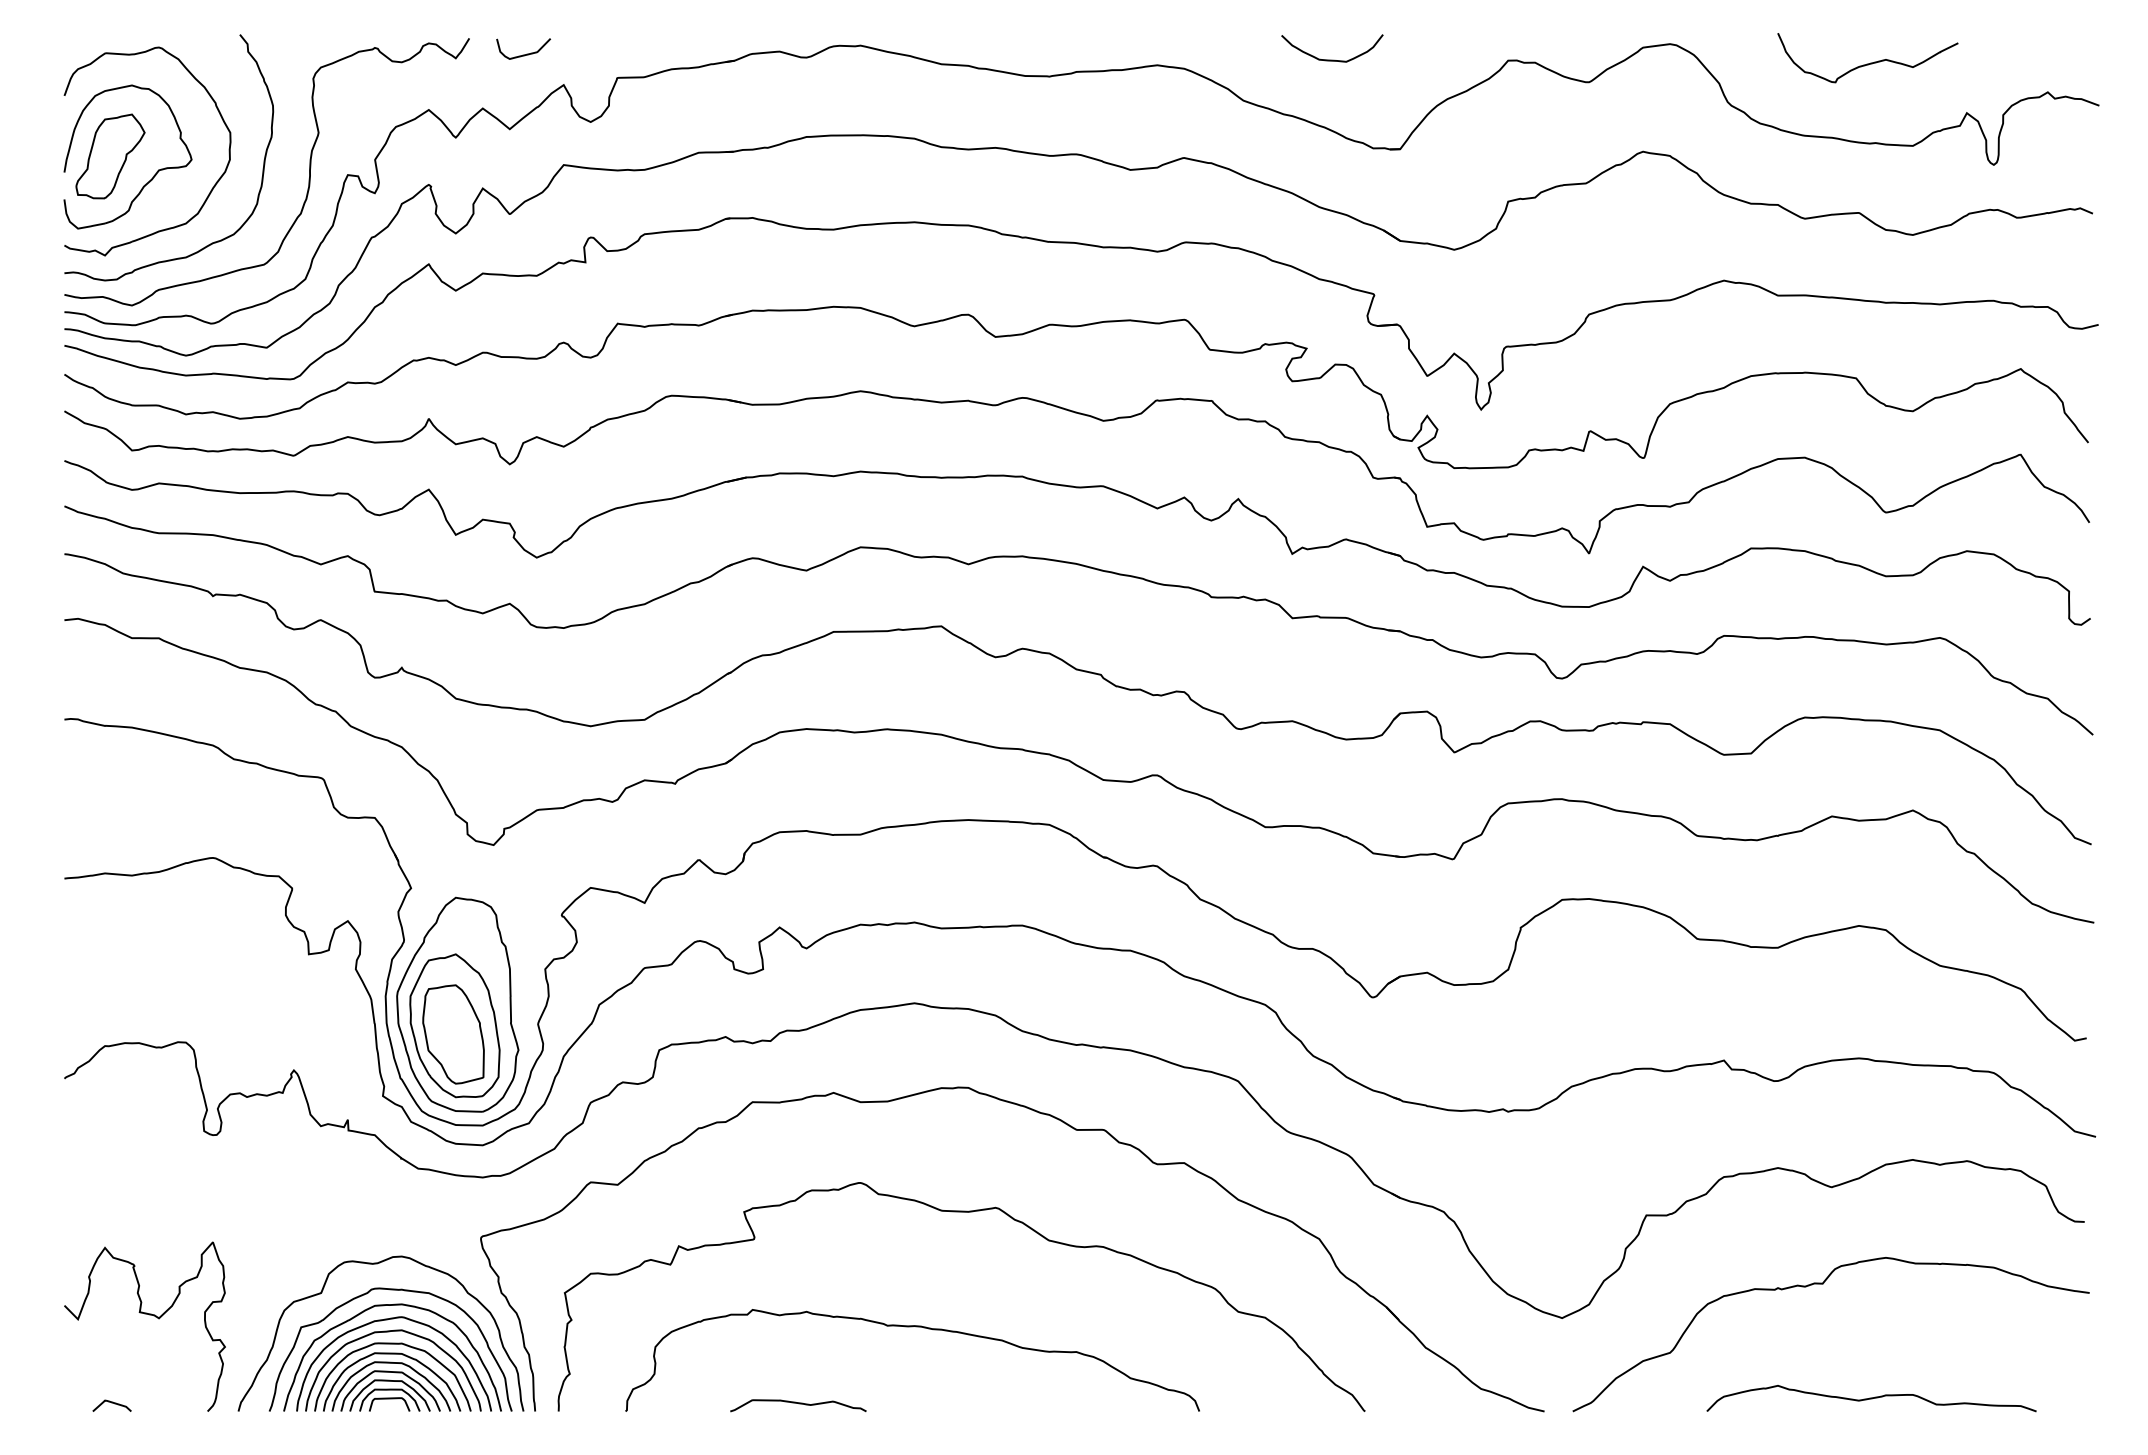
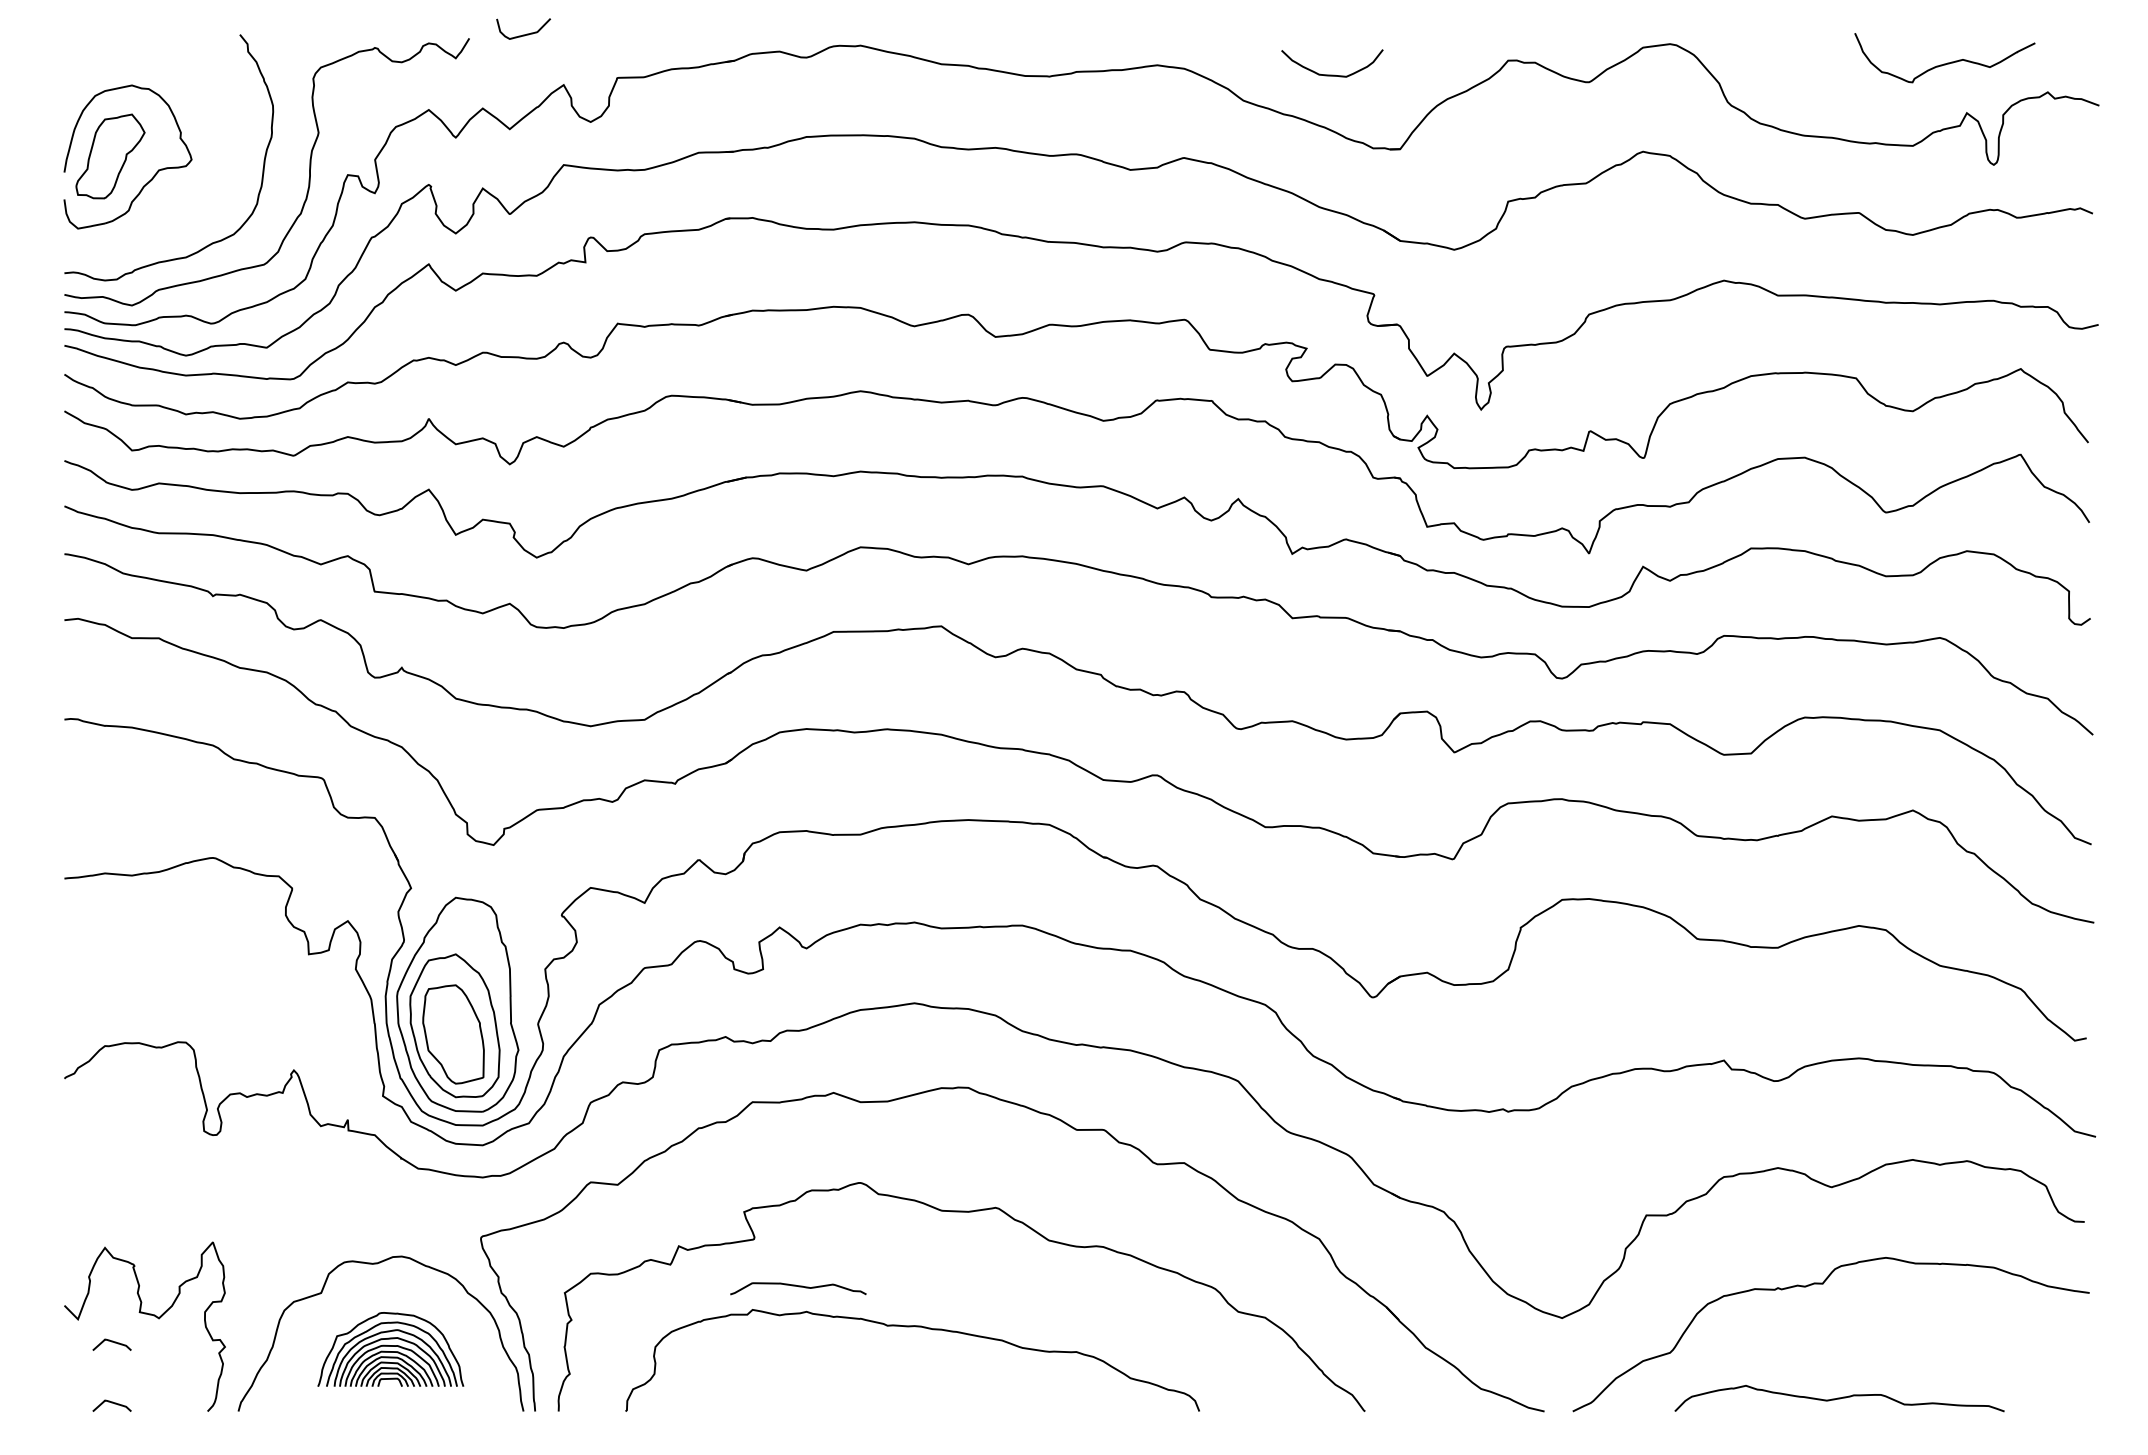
curve position: (526, 53) -> (526, 33) (526, 33)
curve position: (1332, 59) -> (1332, 74) (1332, 74)
curve position: (1870, 62) -> (1947, 62) (1947, 62)
part: present -> none (211, 188)
curve: none -> present (111, 1342)
part size: 244x125 px -> 148x75 px (390, 1349)
curve position: (1871, 1398) -> (1839, 1398) (1839, 1398)
curve position: (798, 1404) -> (798, 1287) (798, 1287)
